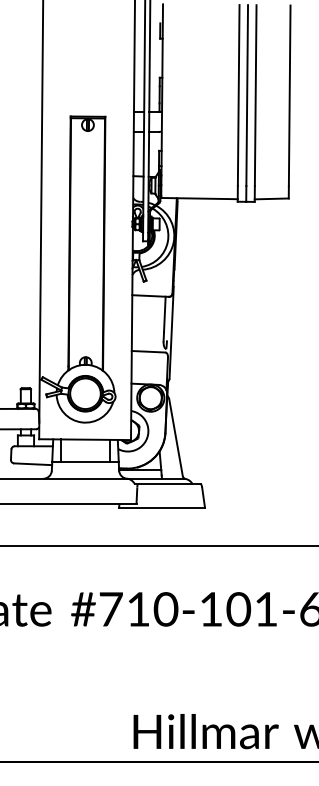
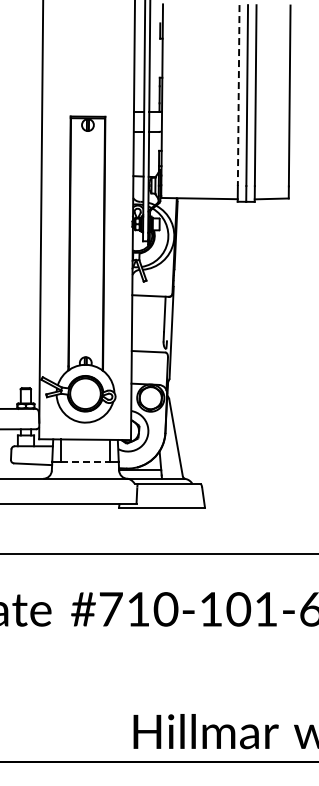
line: solid -> dashed (238, 96)
line: solid -> dashed (85, 461)
line position: (158, 545) -> (158, 553) (158, 553)
